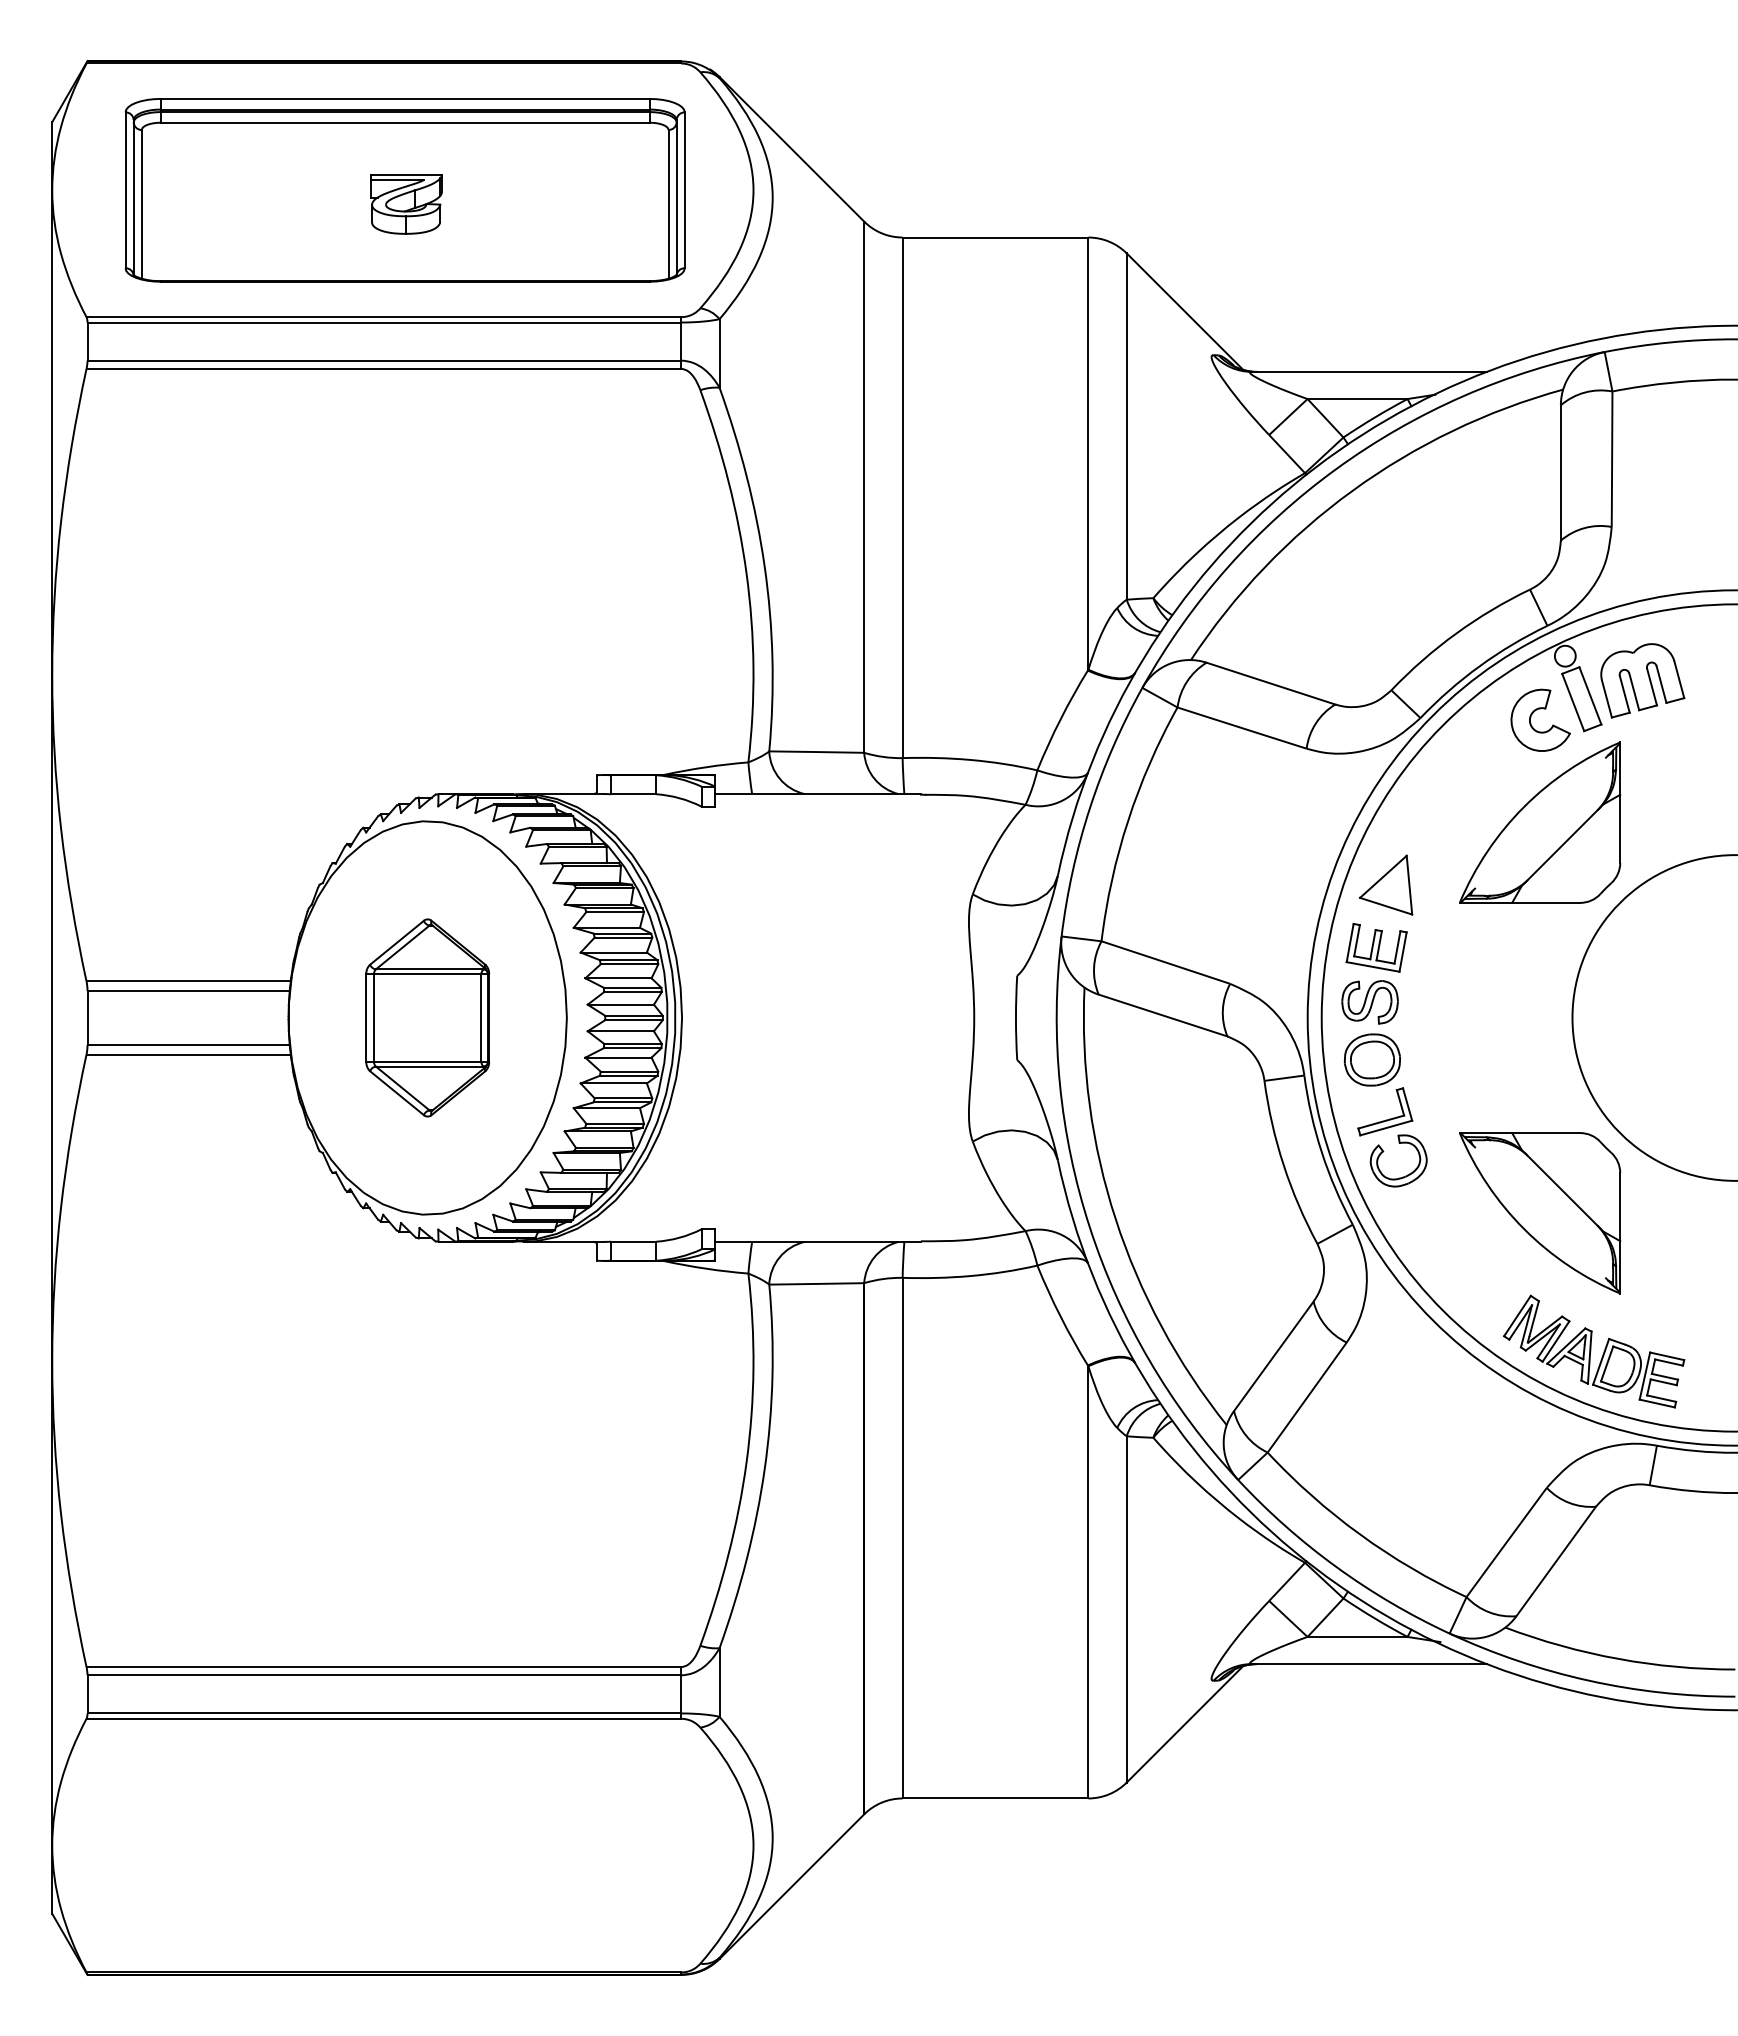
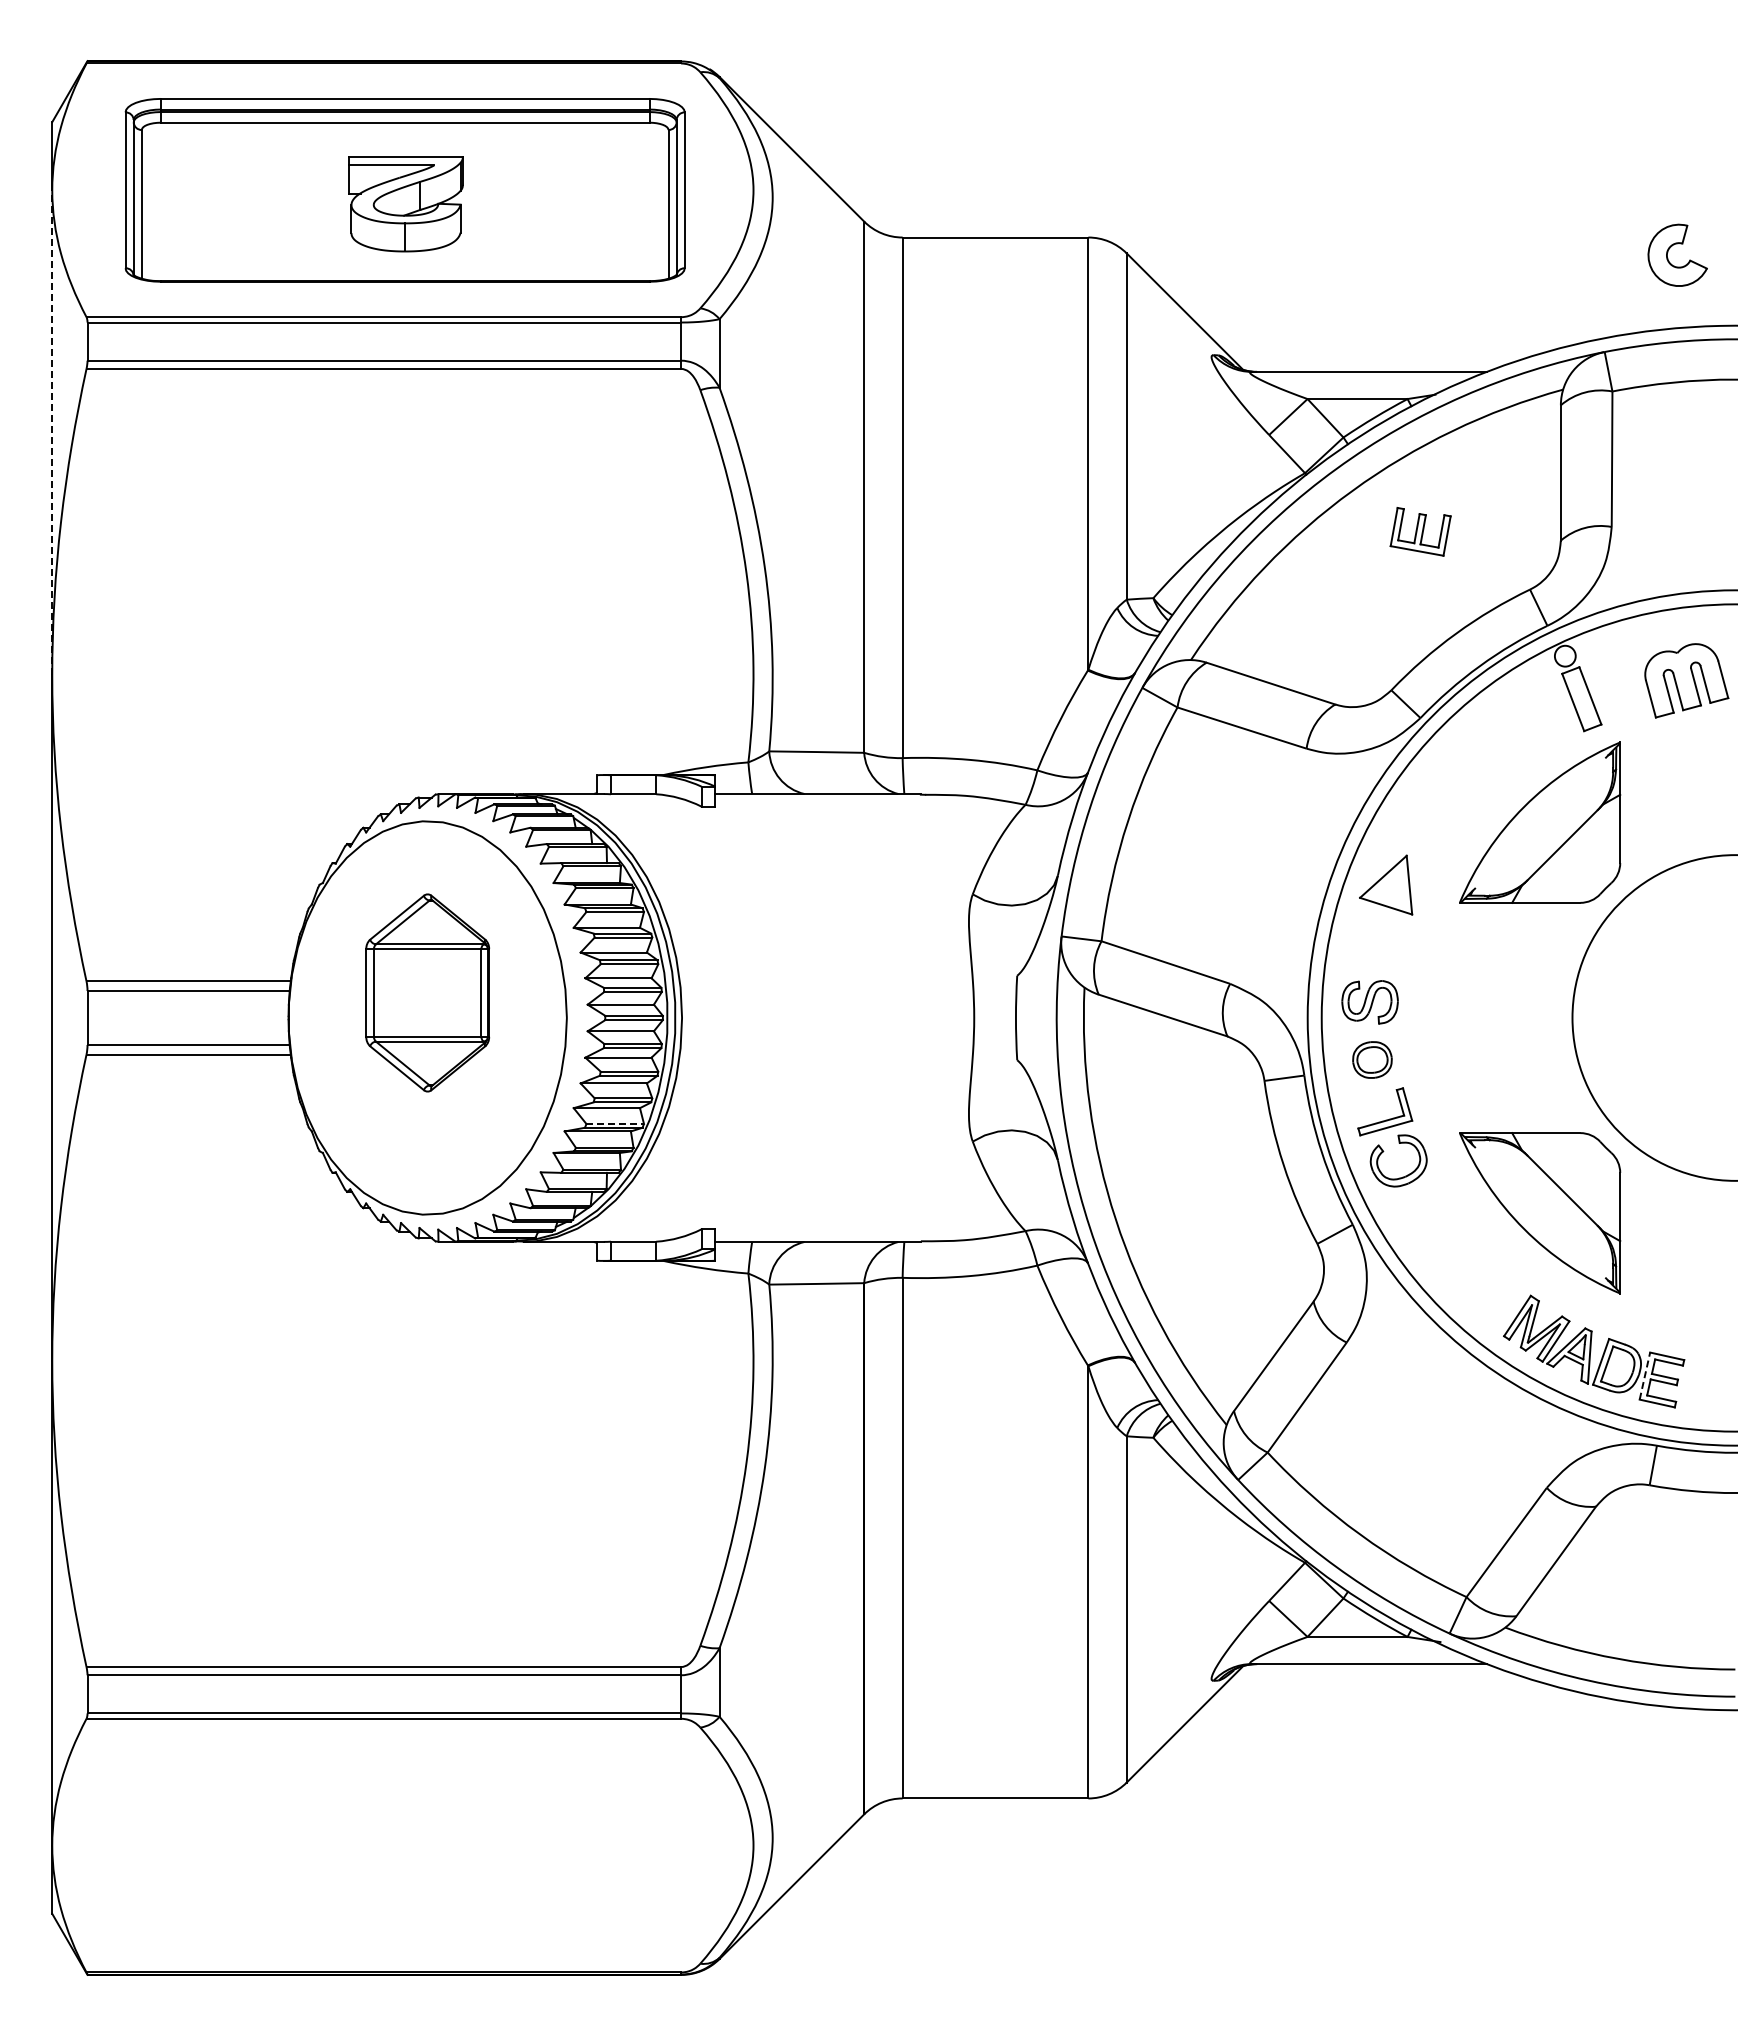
part size: 73x61 px -> 116x97 px (405, 204)
line: solid -> dashed (52, 432)
part position: (1642, 680) -> (1686, 680) (1686, 680)
part position: (1534, 712) -> (1671, 247) (1671, 247)
part position: (1376, 947) -> (1420, 531) (1420, 531)
part position: (427, 1017) -> (427, 992) (427, 992)
part size: 57x54 px -> 41x38 px (1372, 1059)
line: solid -> dashed (615, 1123)
line: solid -> dashed (1645, 1375)
